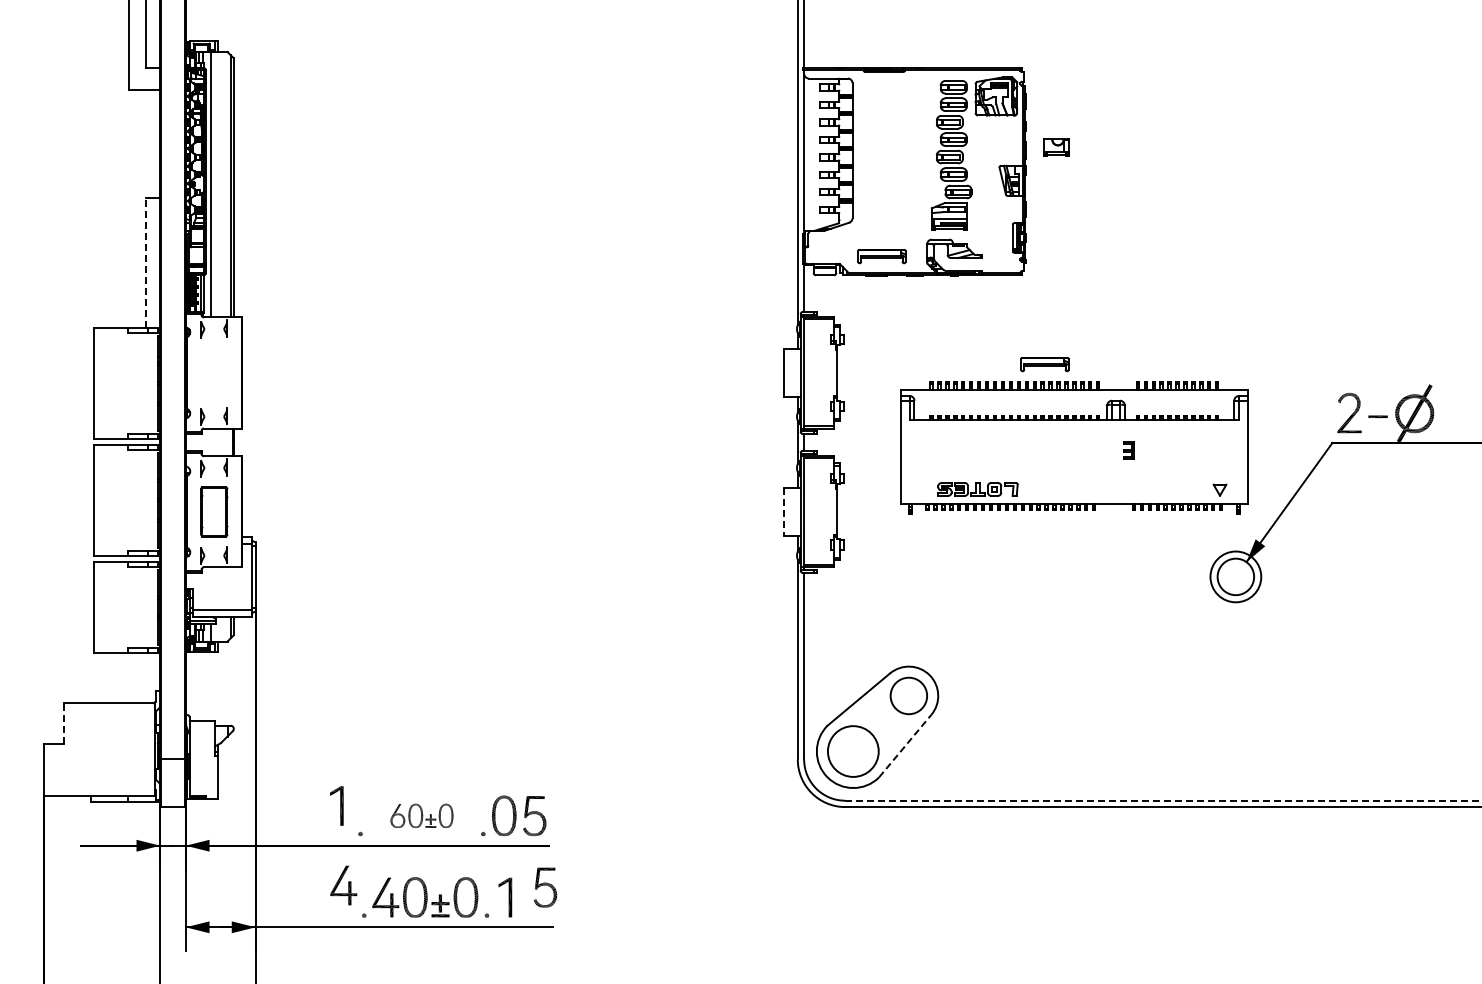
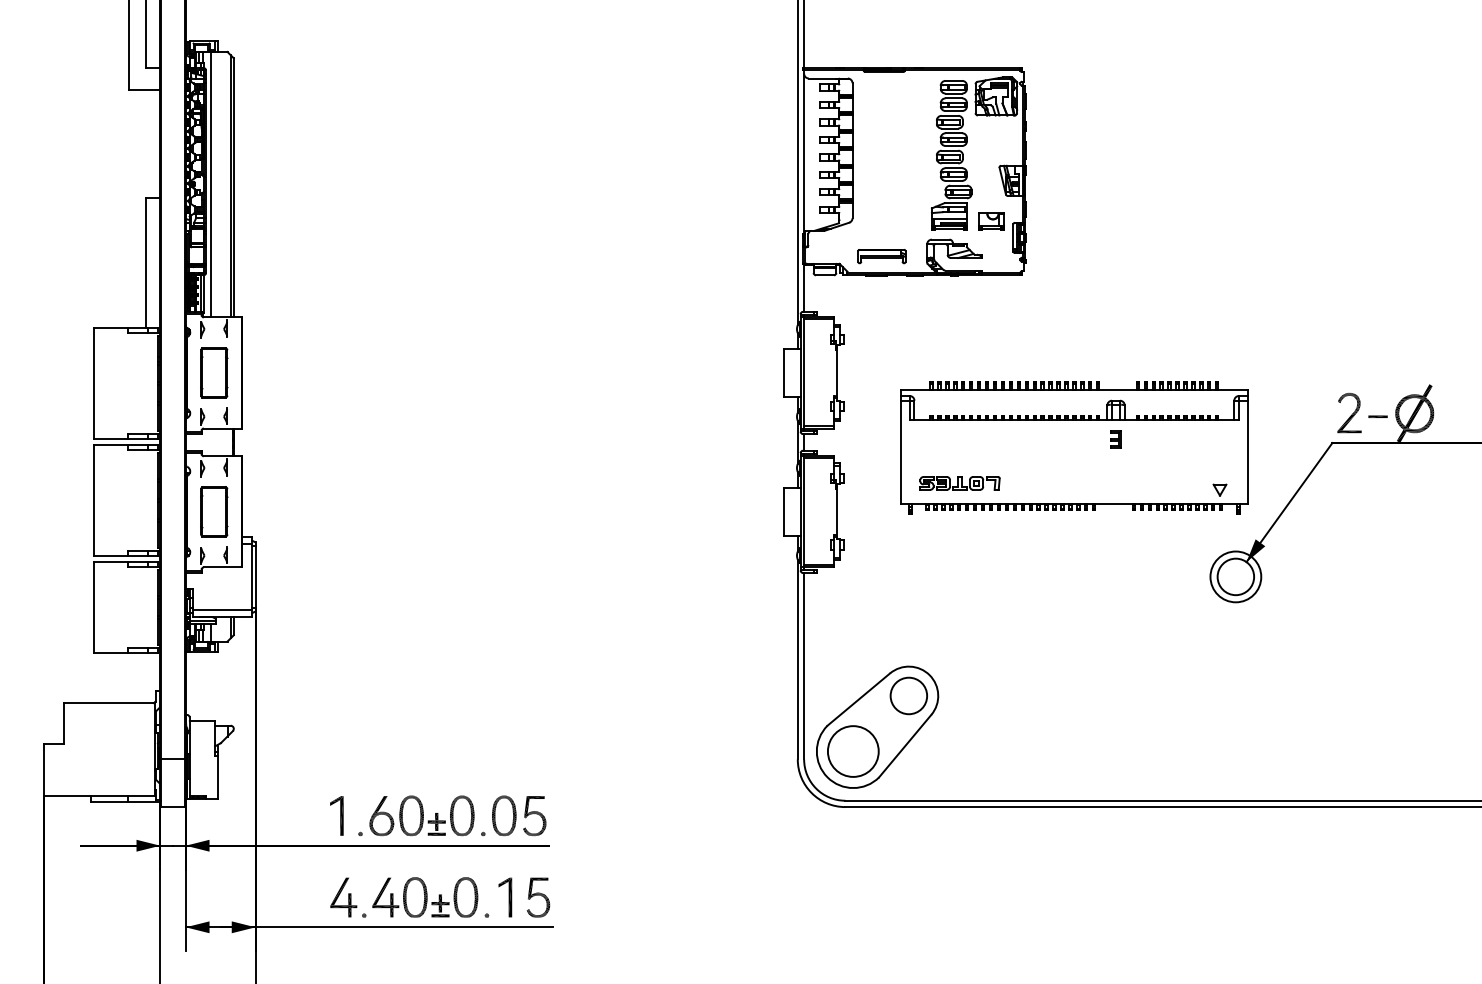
part position: (1056, 147) -> (991, 221) (991, 221)
line: dashed -> solid (146, 263)
part: present -> none (1044, 364)
part: none -> present (214, 372)
part position: (1128, 450) -> (1115, 439) (1115, 439)
part position: (977, 489) -> (959, 483) (959, 483)
line: dashed -> solid (784, 511)
line: dashed -> solid (63, 722)
line: dashed -> solid (905, 746)
line: dashed -> solid (1163, 800)
part position: (336, 805) -> (336, 815) (336, 815)
part size: 64x25 px -> 106x42 px (421, 815)
part position: (343, 885) -> (343, 897) (343, 897)
part position: (545, 887) -> (538, 897) (538, 897)
